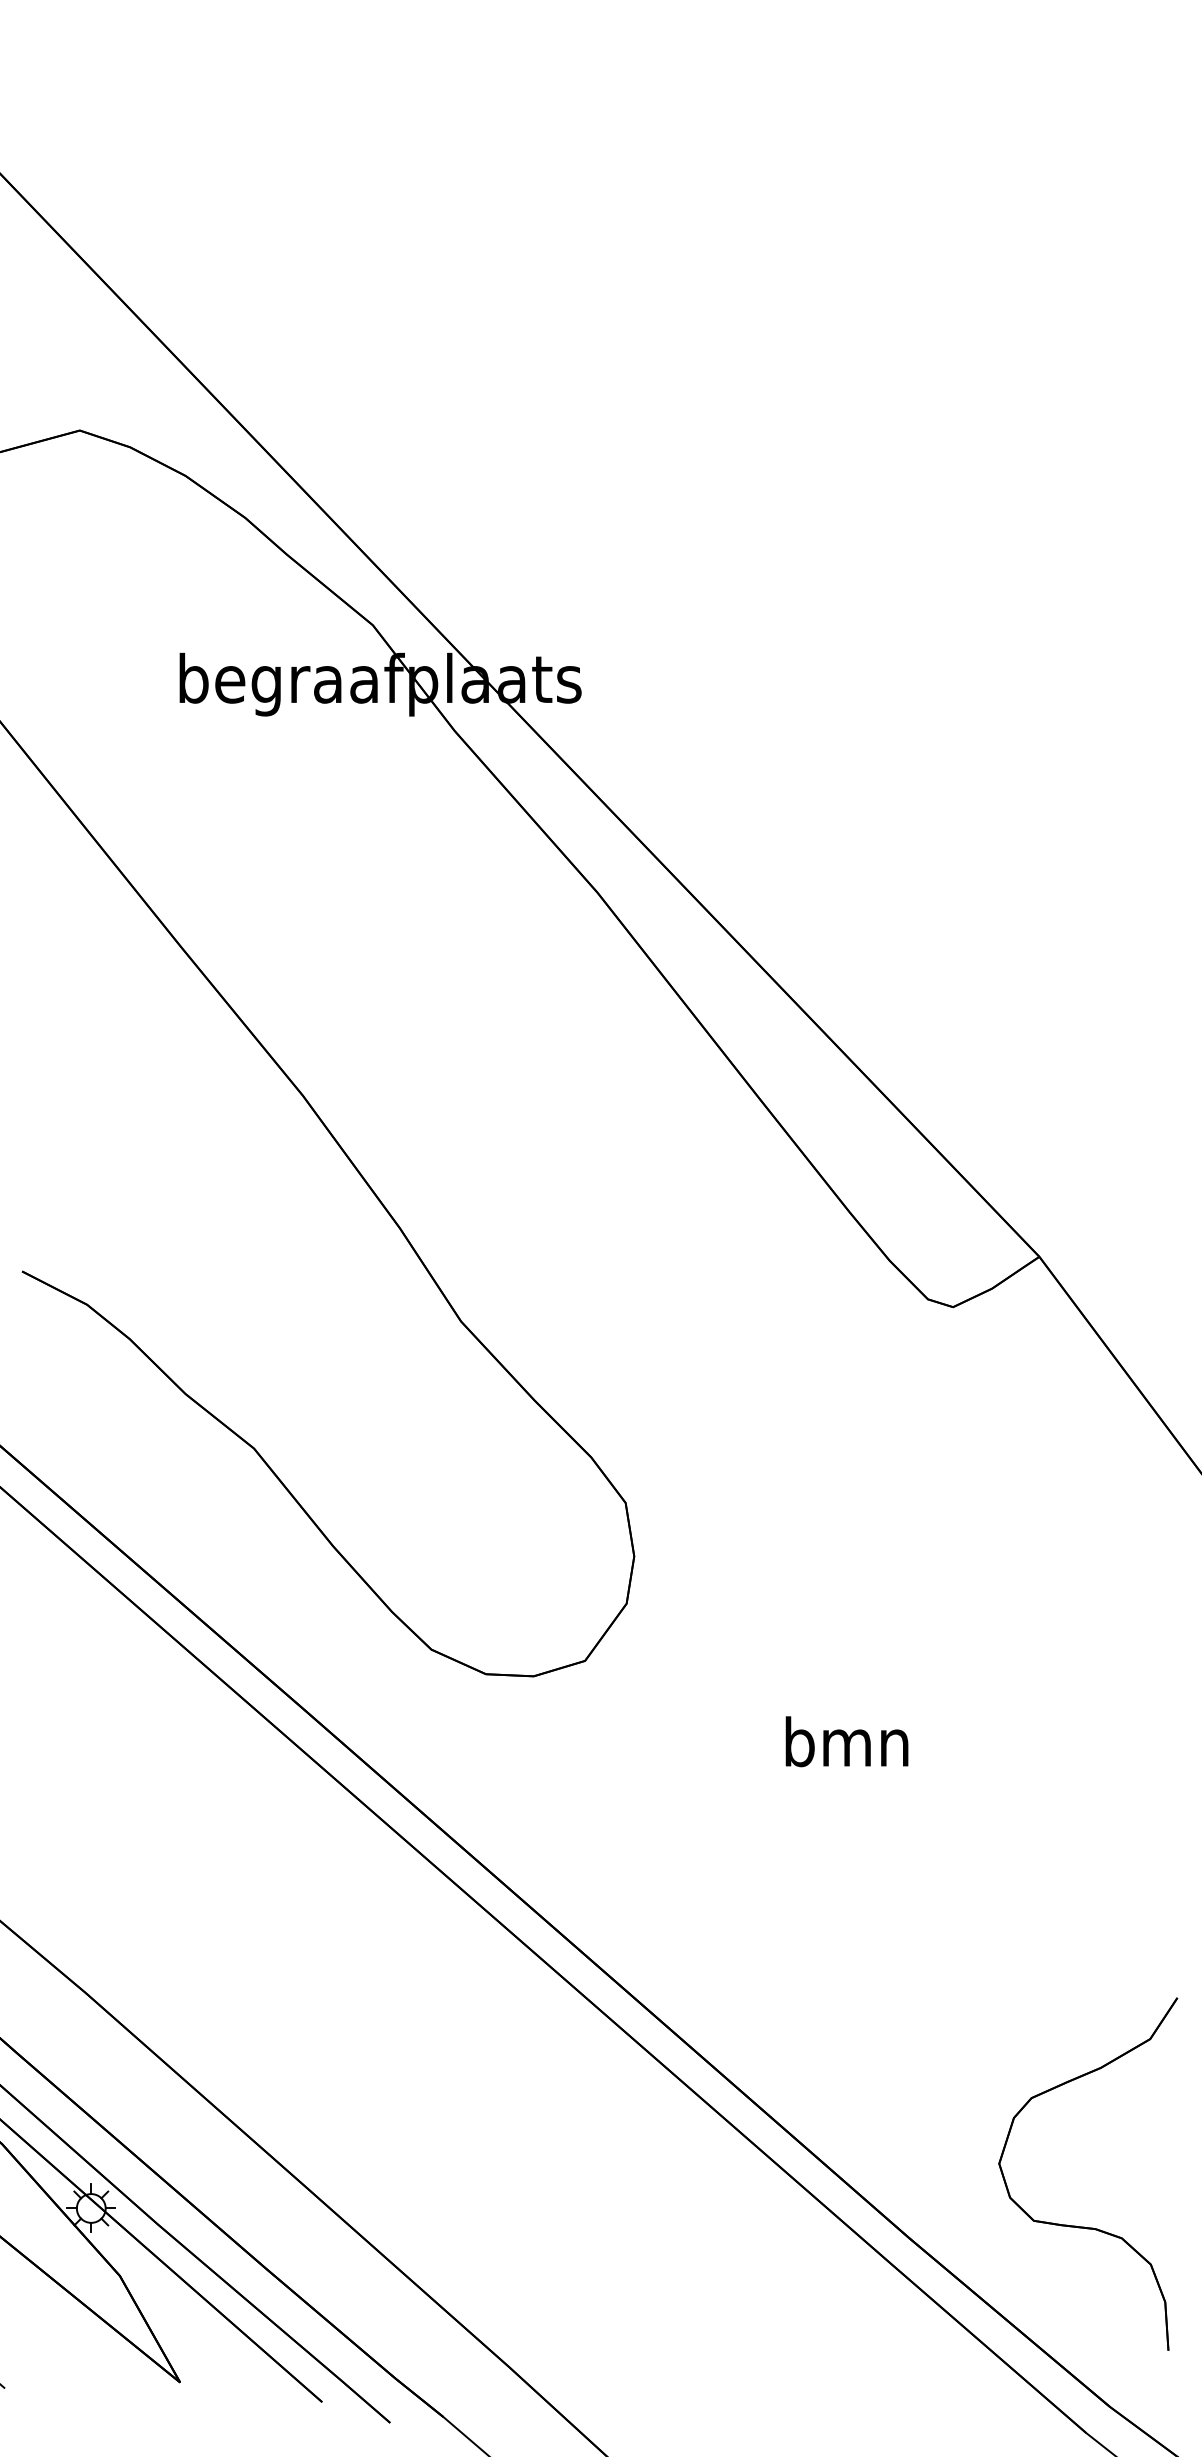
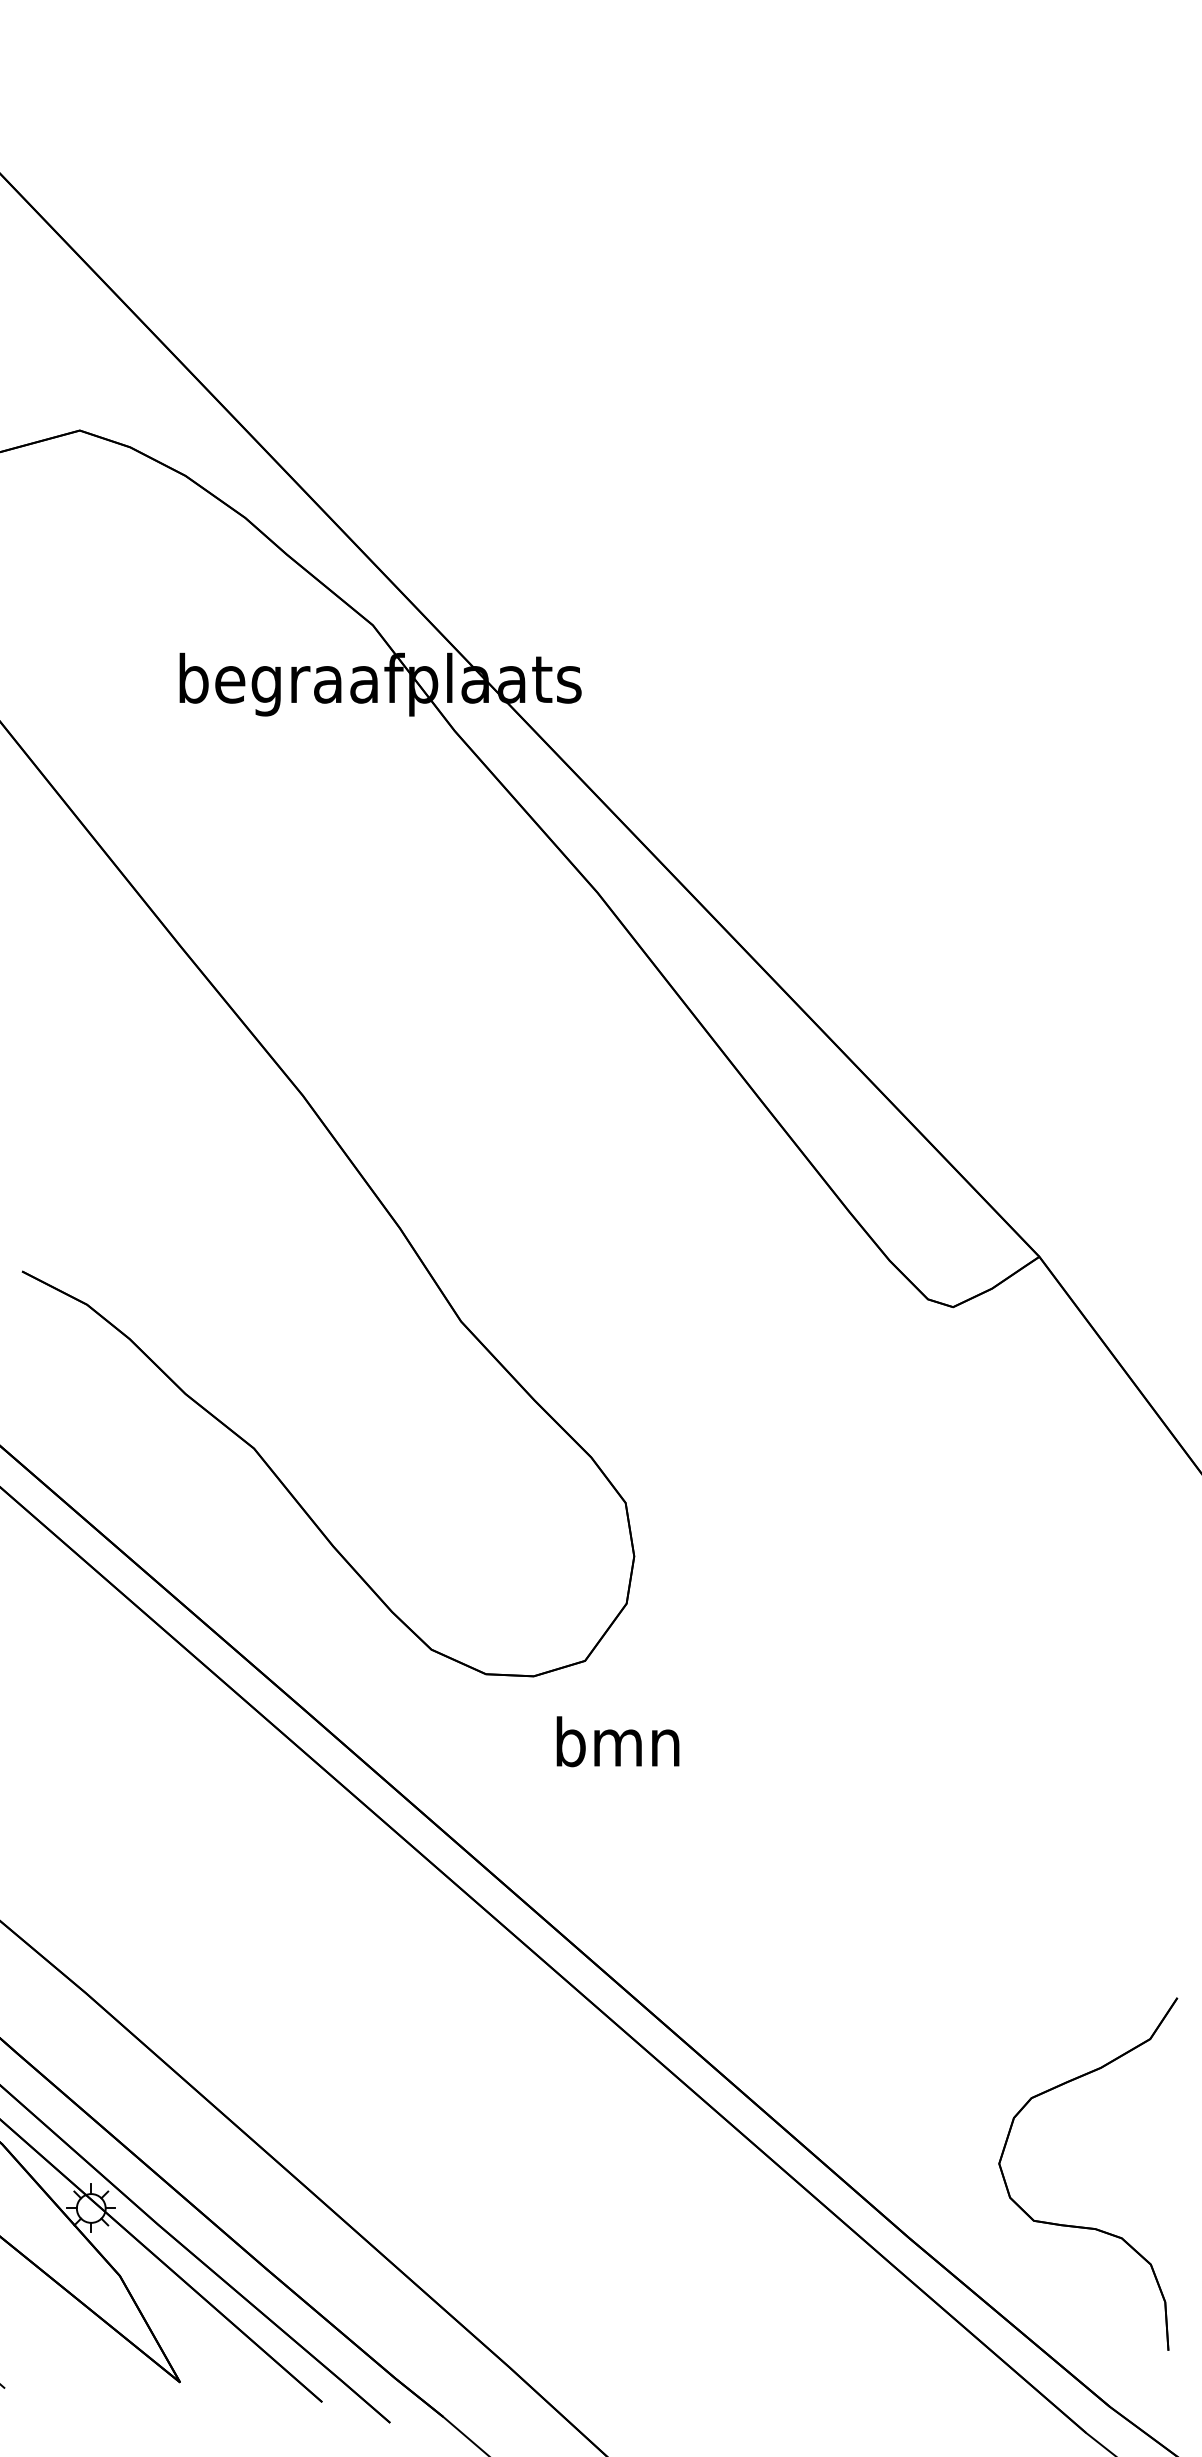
text position: (846, 1741) -> (617, 1741) (617, 1741)
